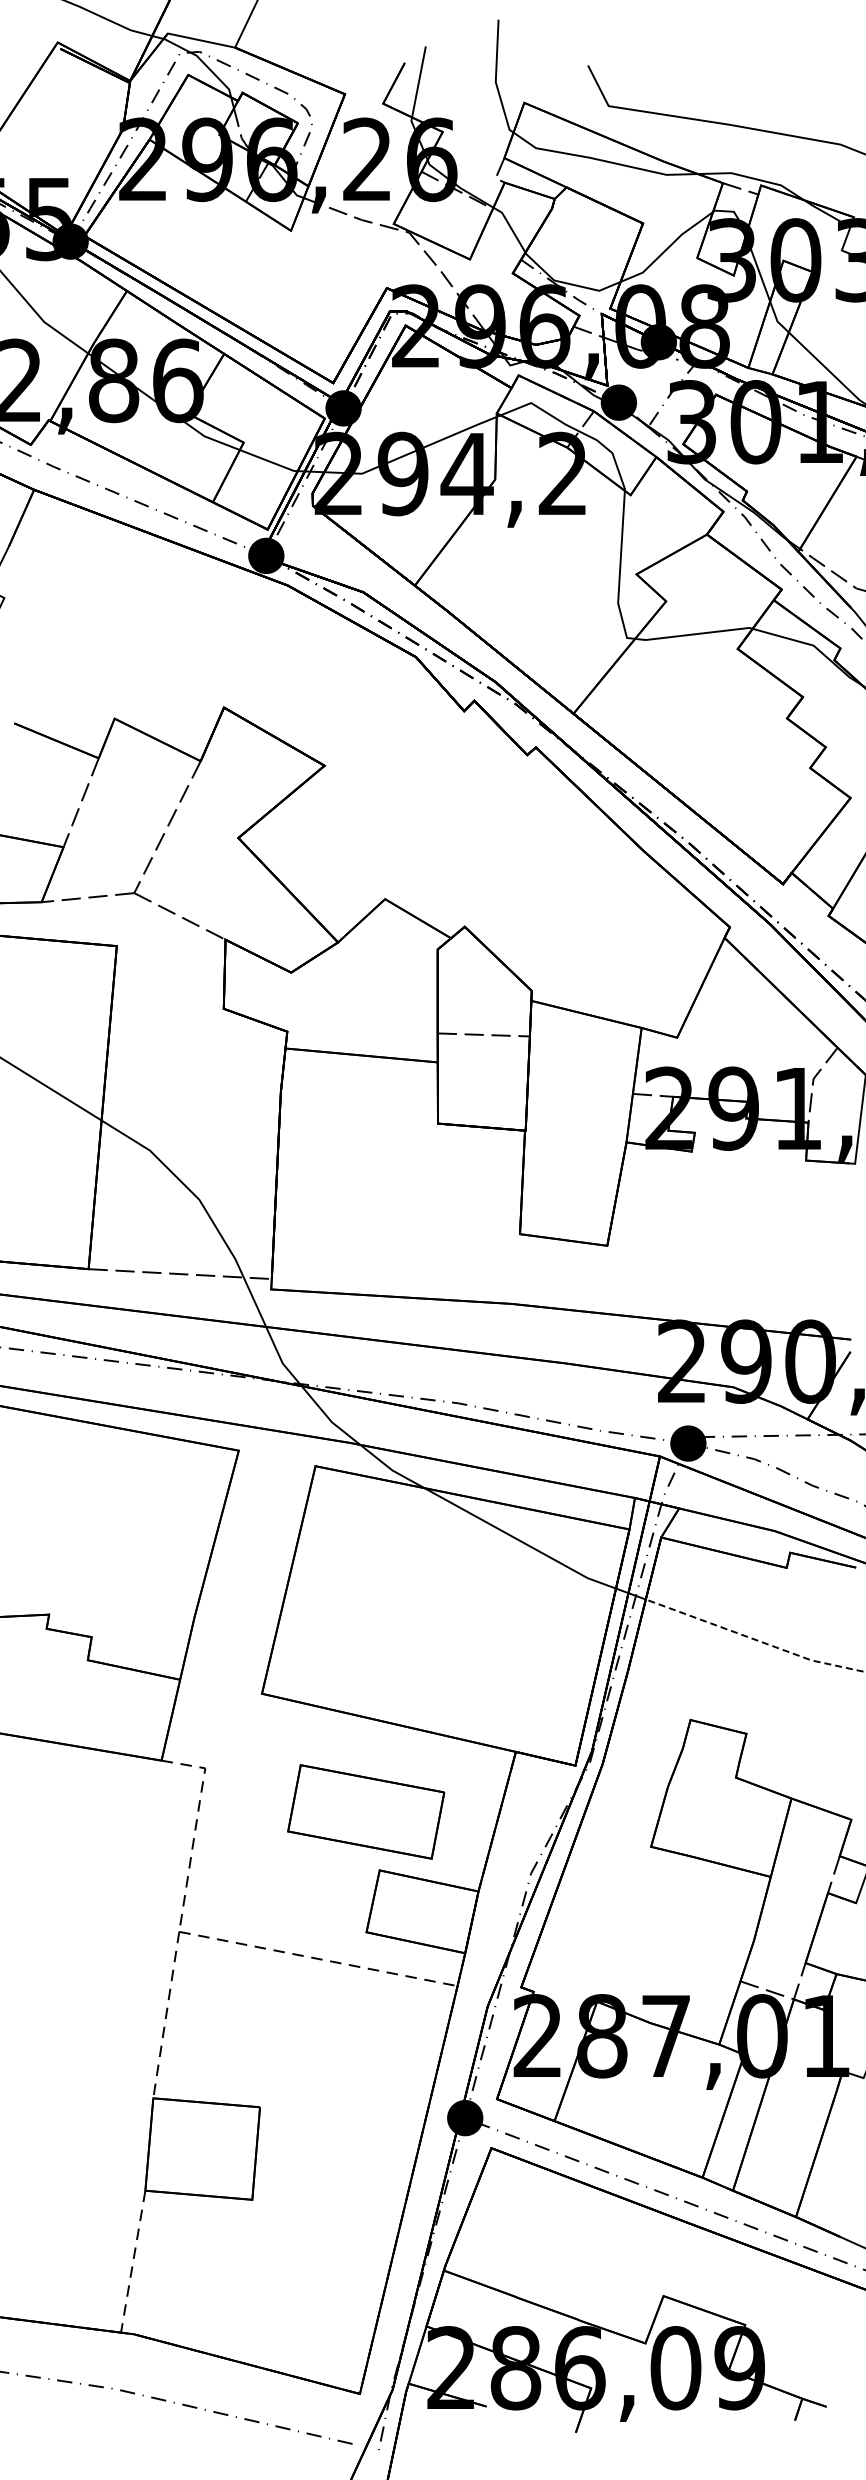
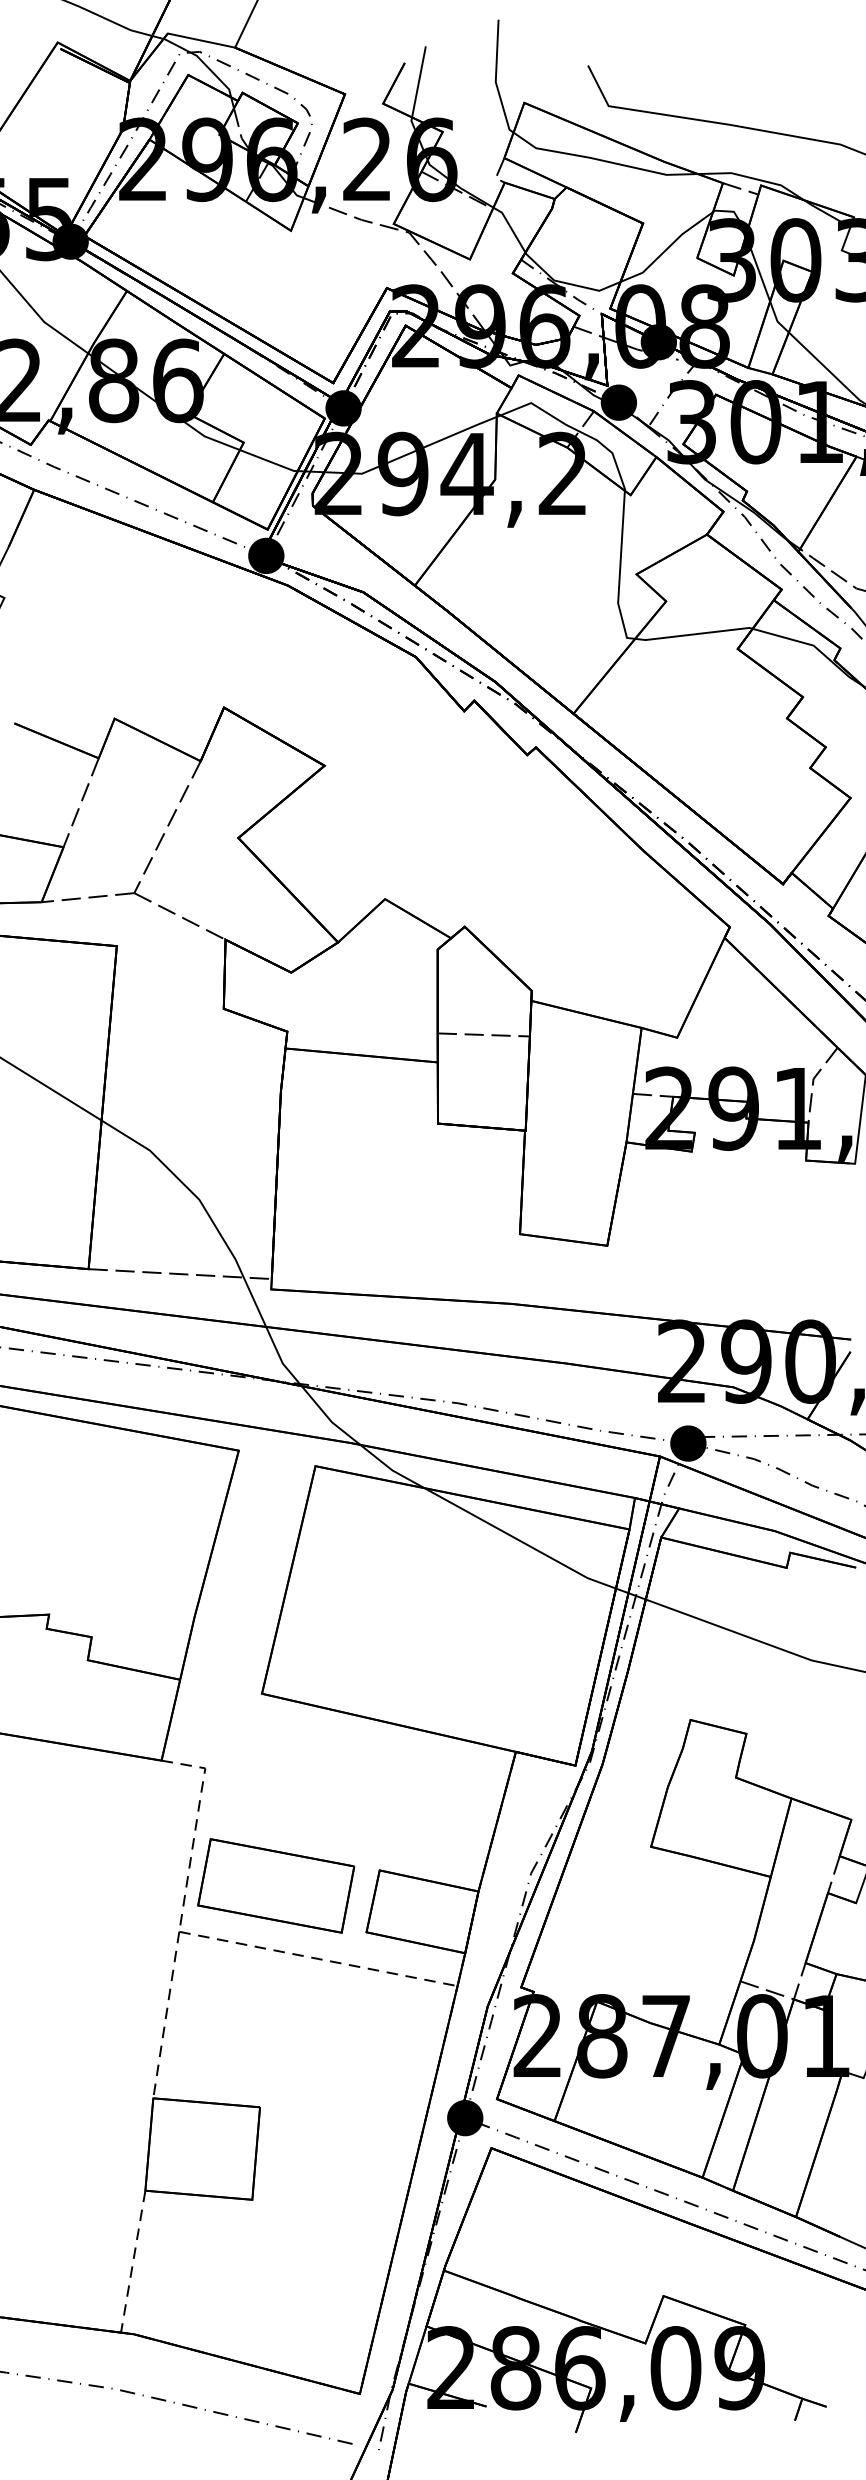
line: dashed -> solid (754, 1639)
part position: (366, 1811) -> (276, 1885) (276, 1885)
